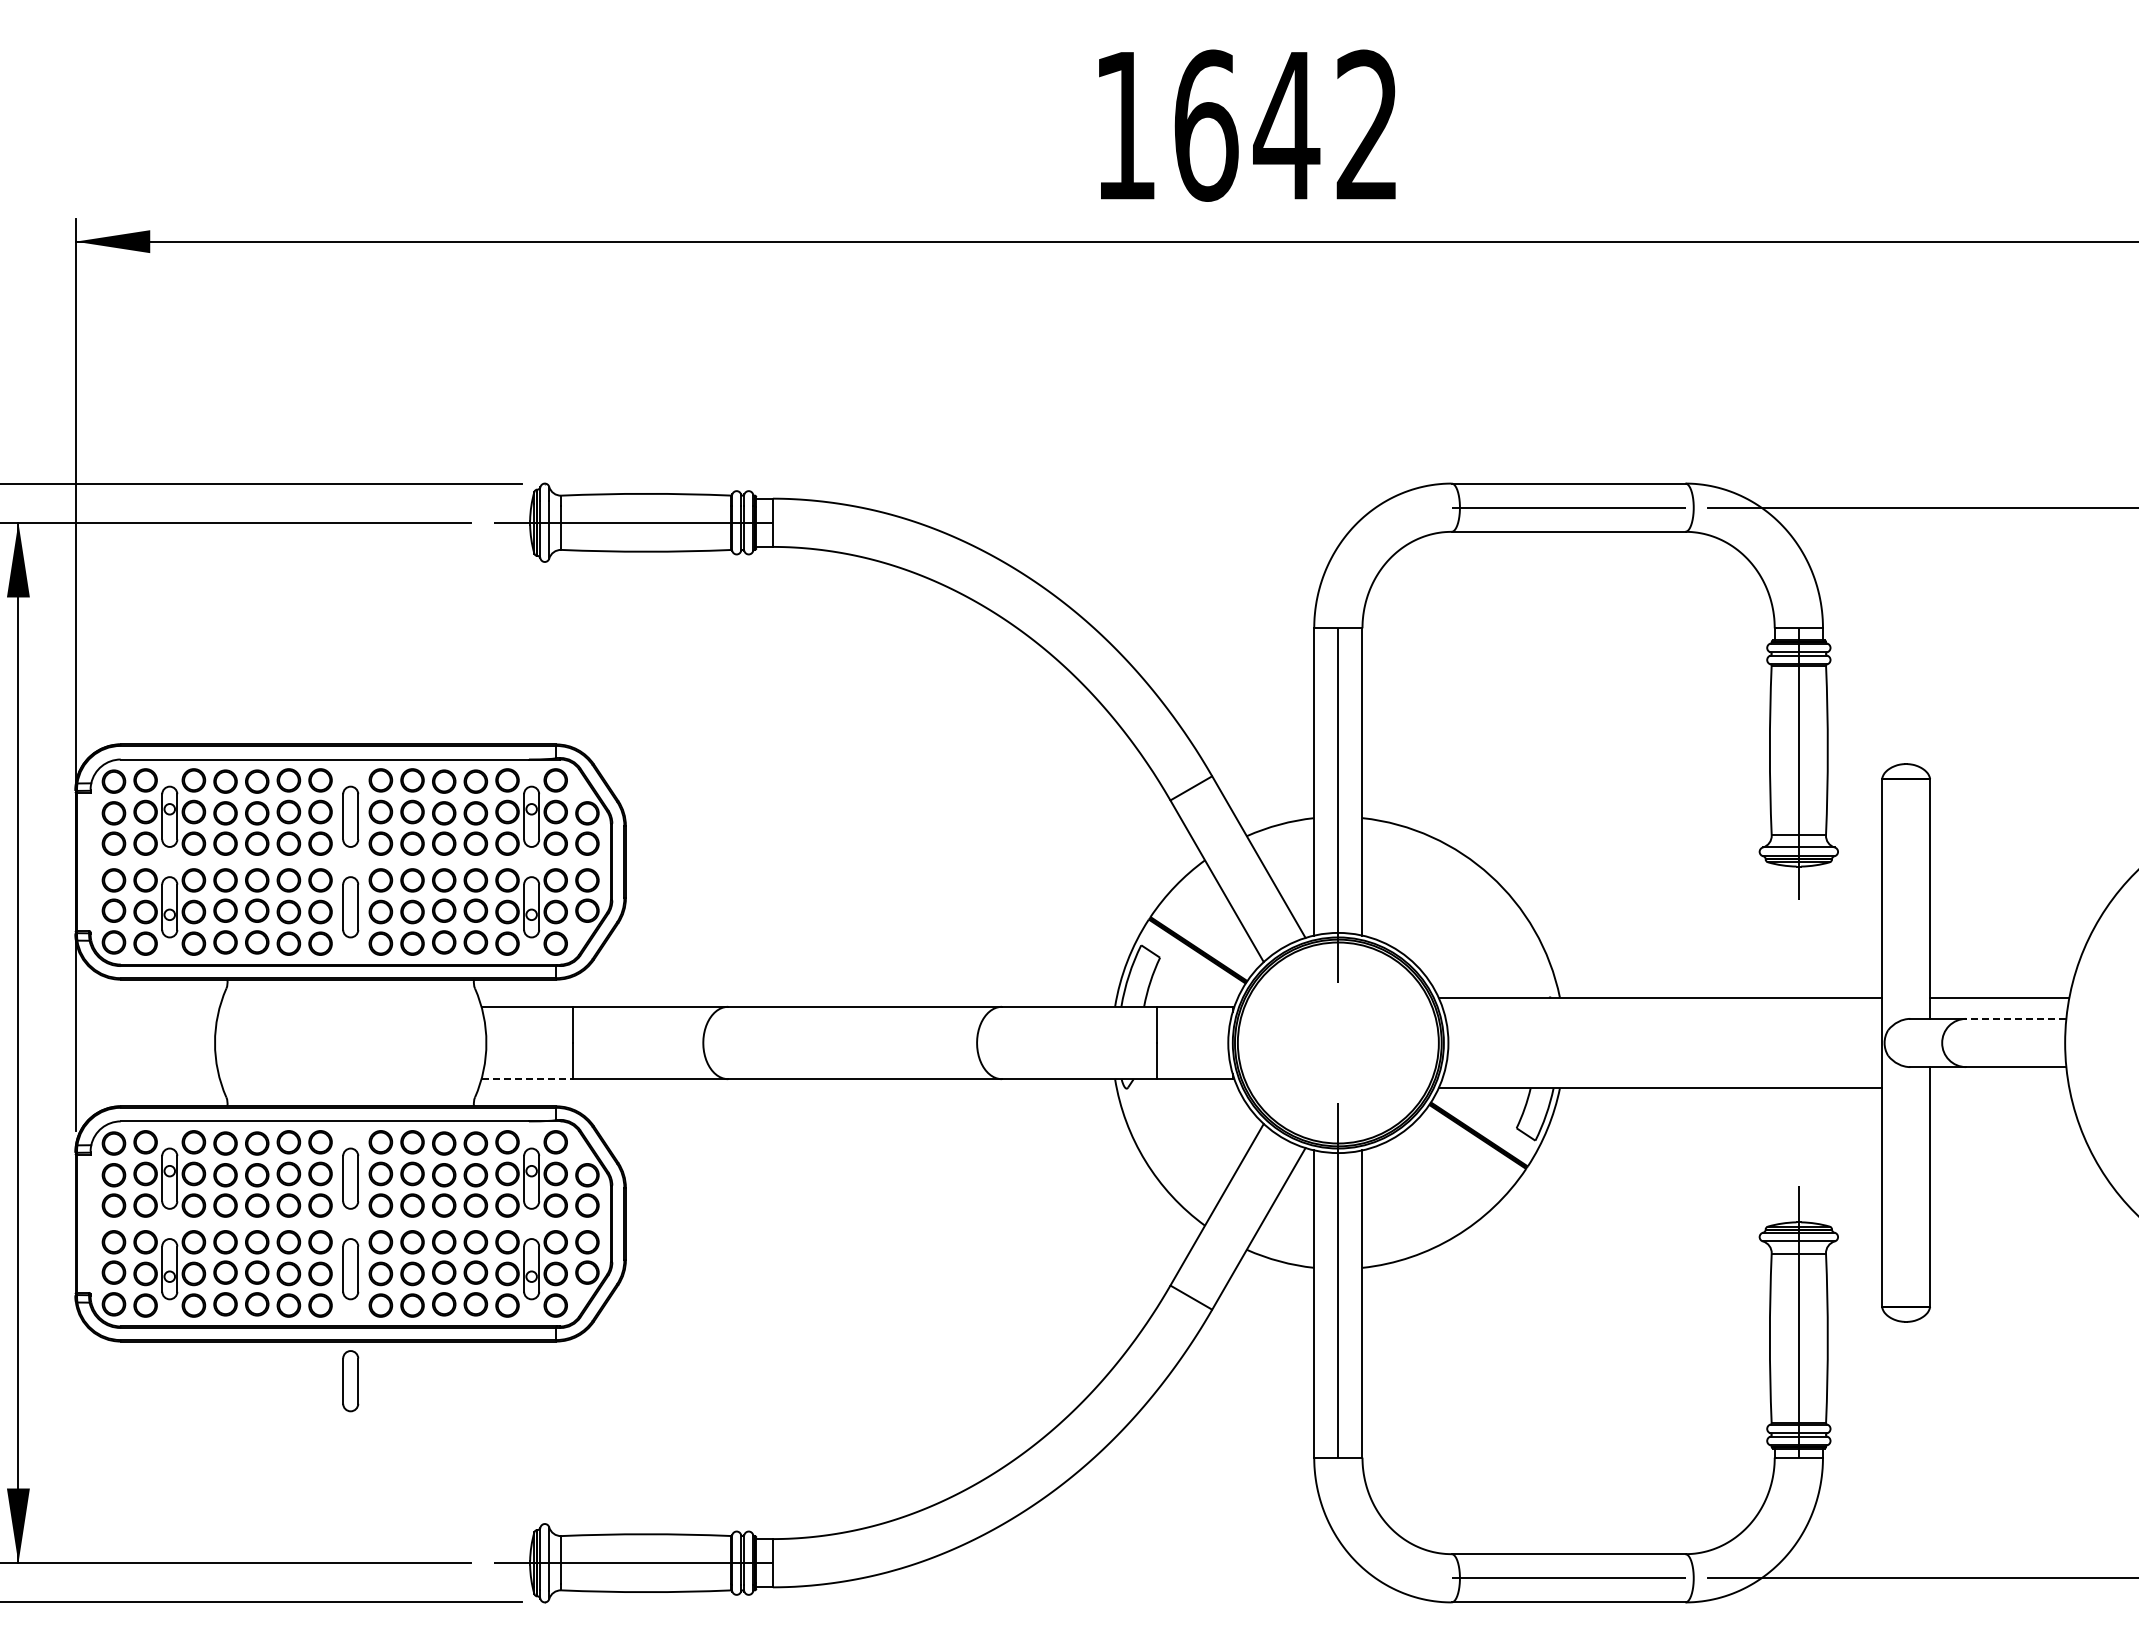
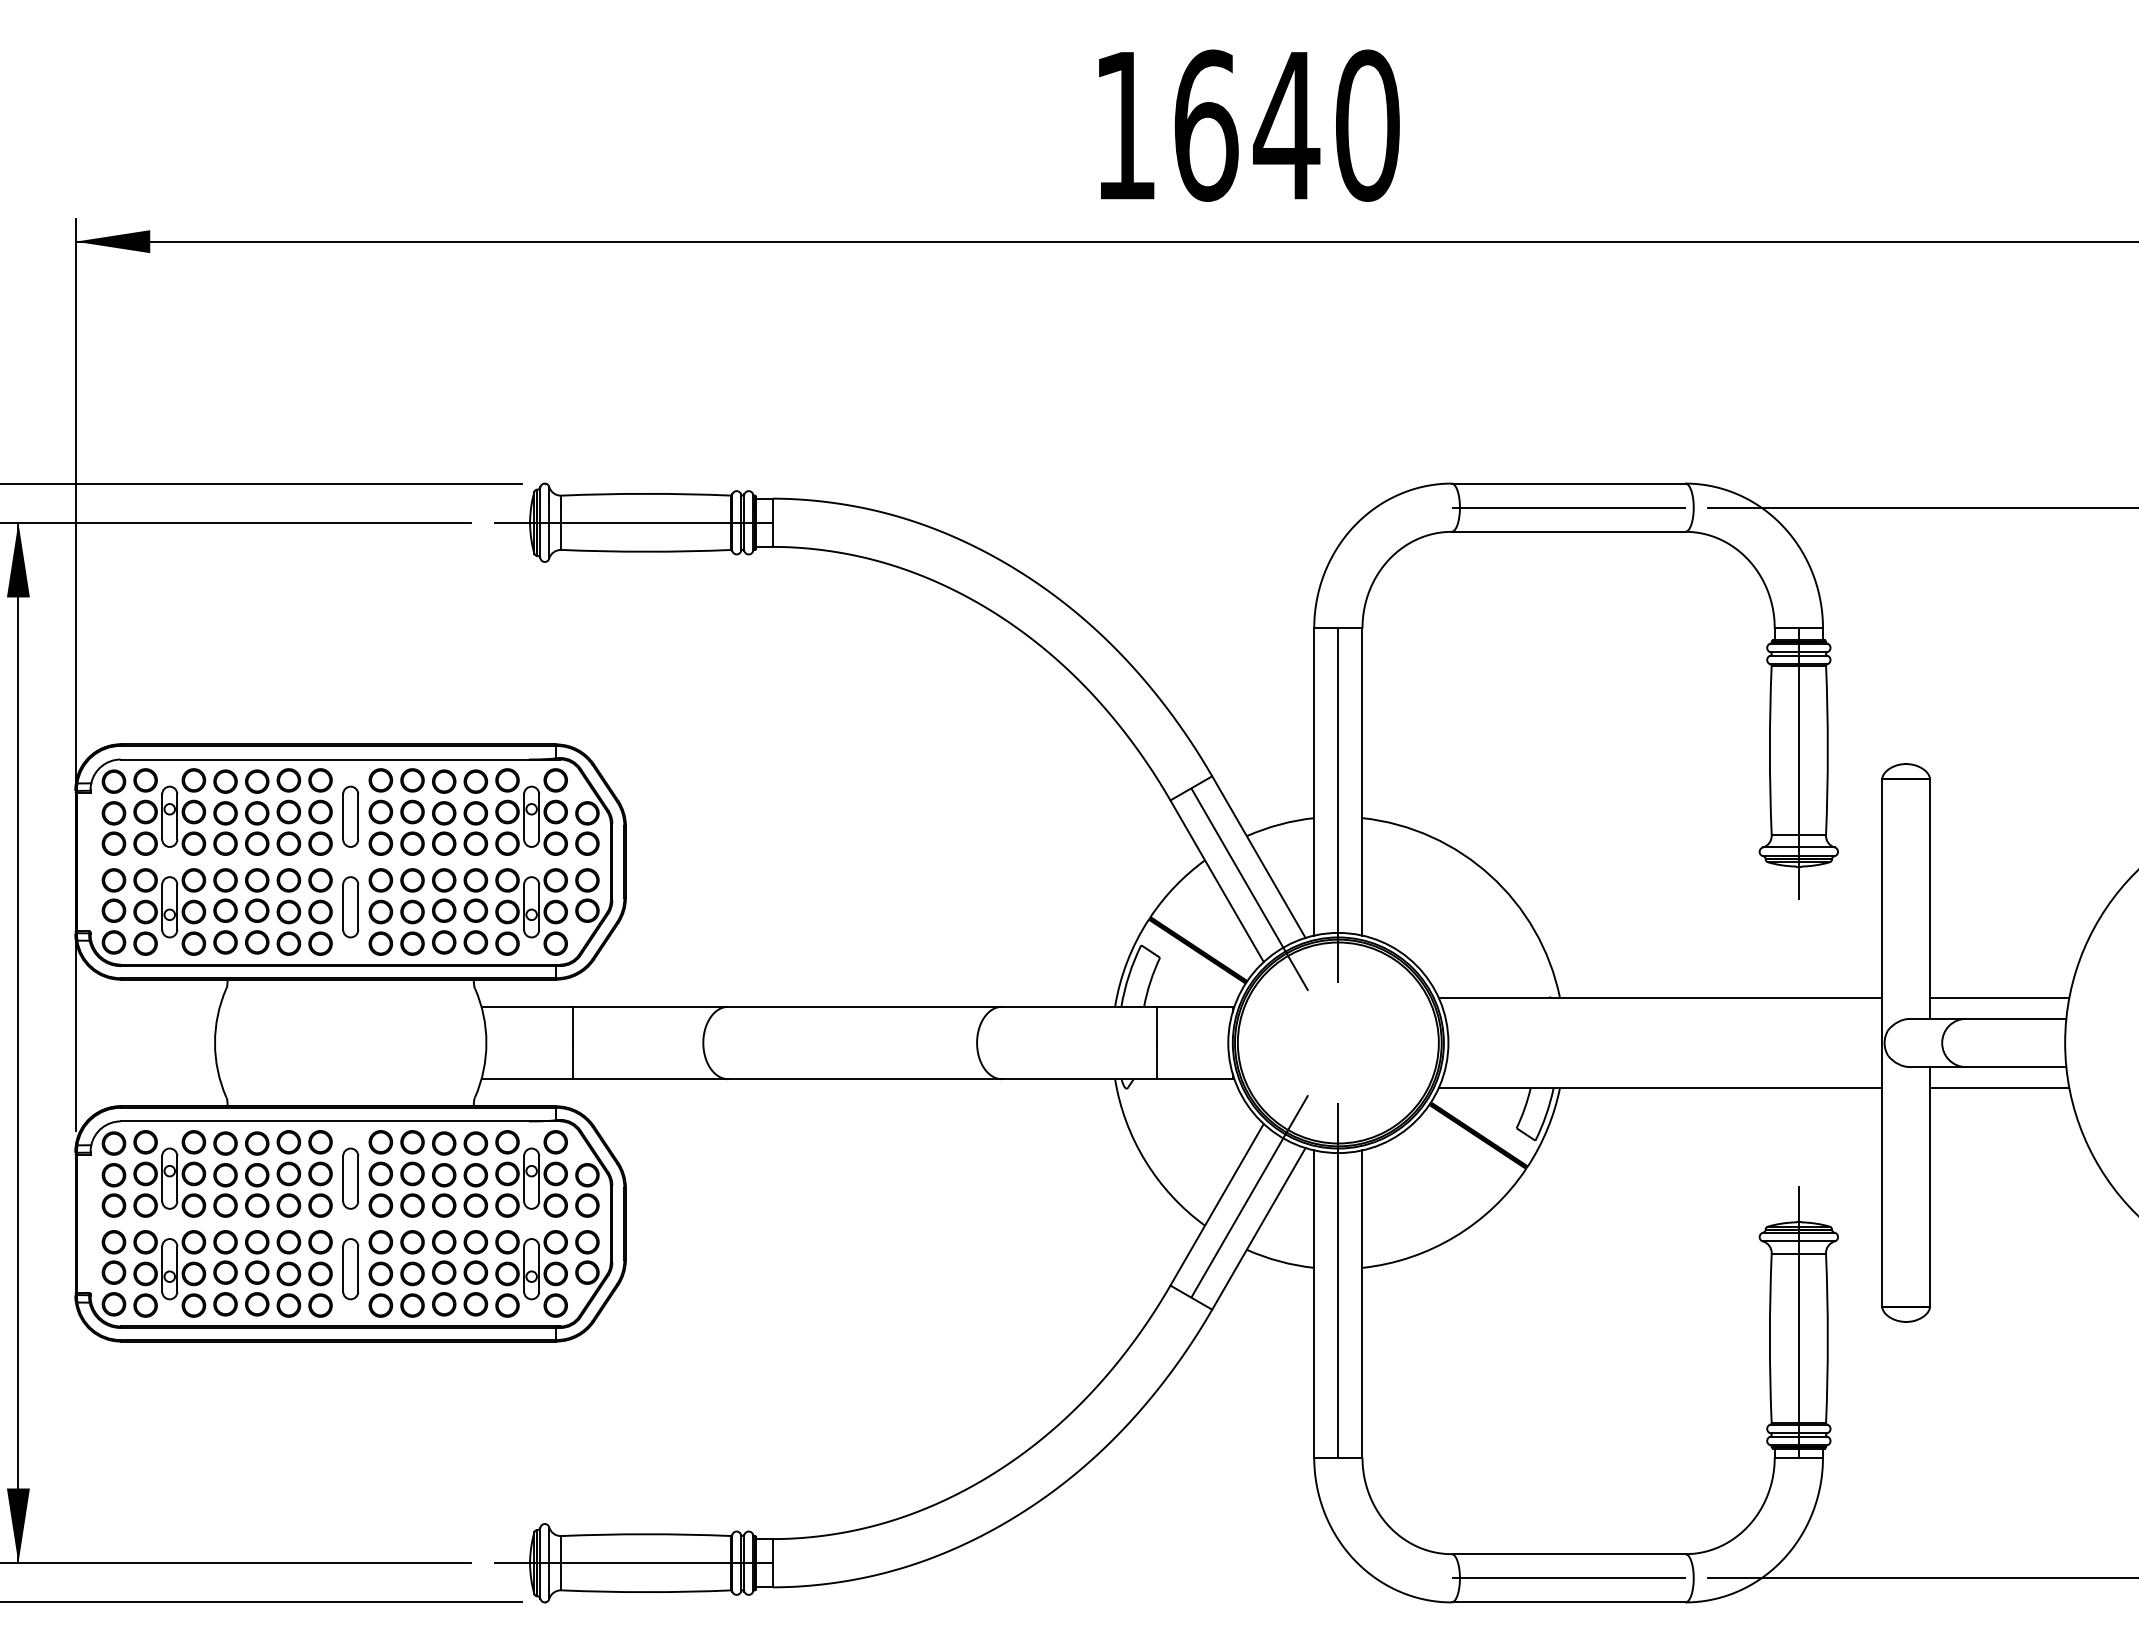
text: 1642 -> 1640 (1367, 125)
line: none -> present (1249, 889)
line: dashed -> solid (2015, 1018)
line: dashed -> solid (527, 1079)
line: none -> present (1999, 1088)
line: none -> present (1249, 1196)
part: present -> none (350, 1381)
